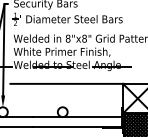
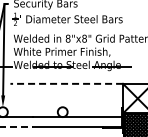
line: solid -> dashed (66, 83)
line: solid -> dashed (17, 126)
